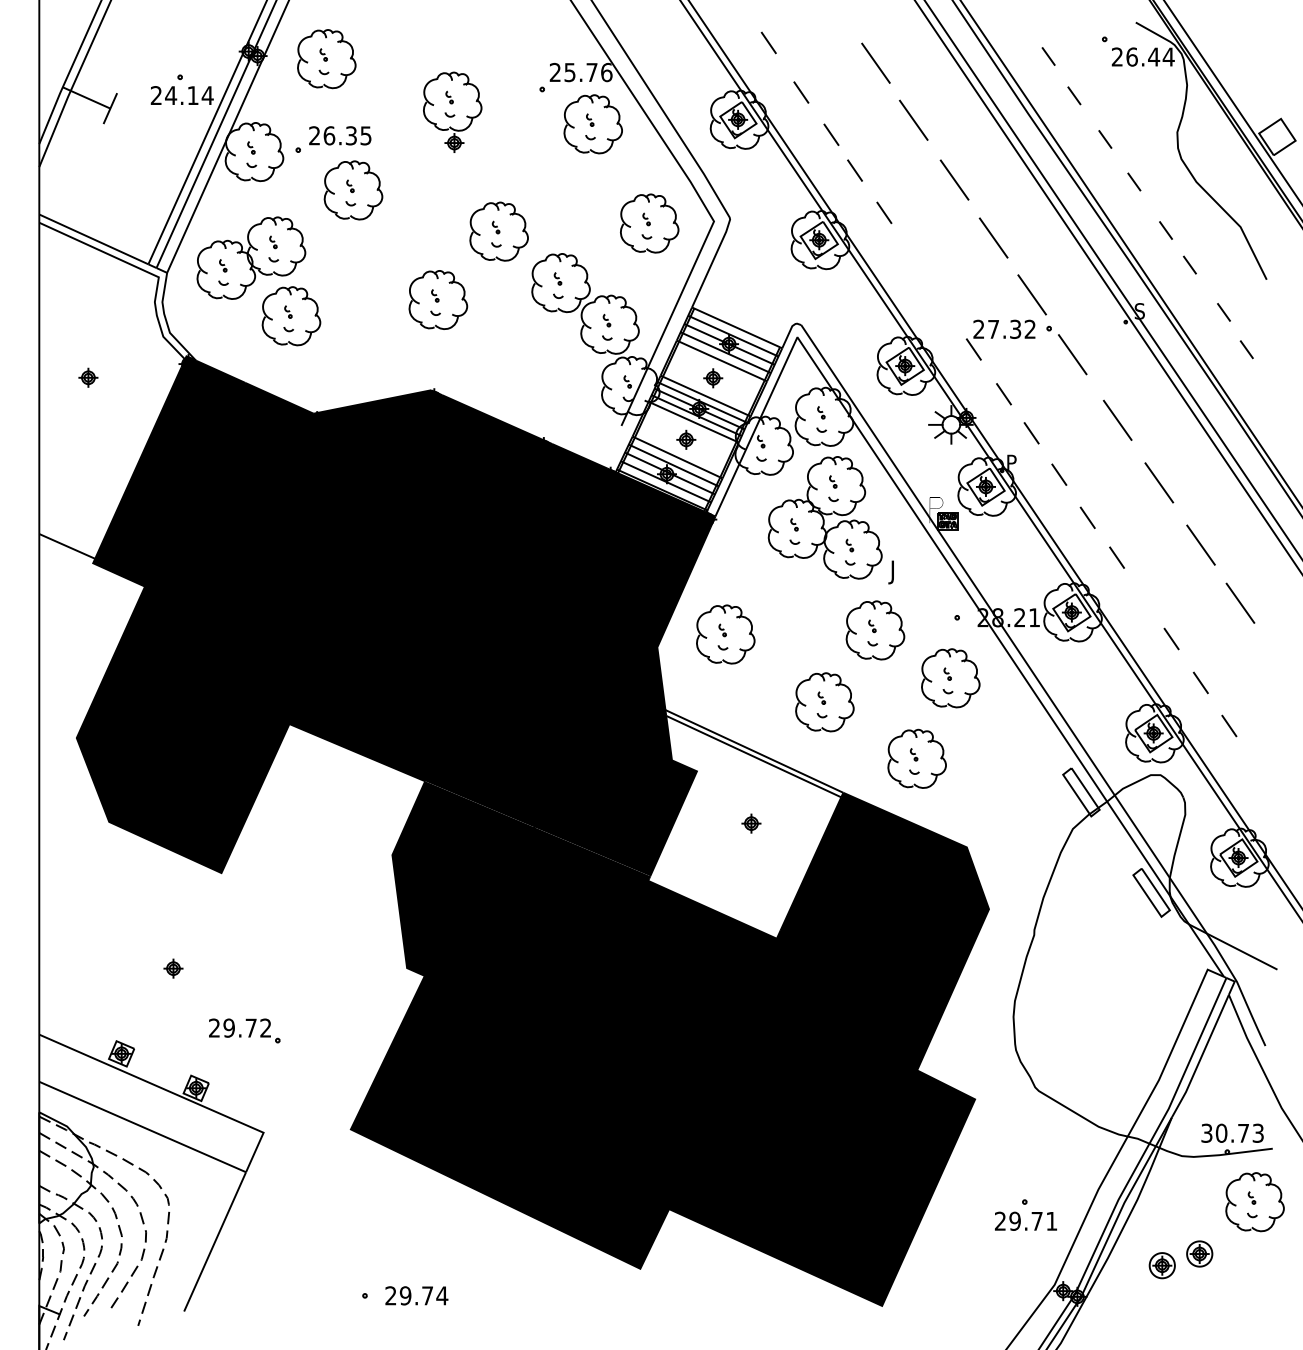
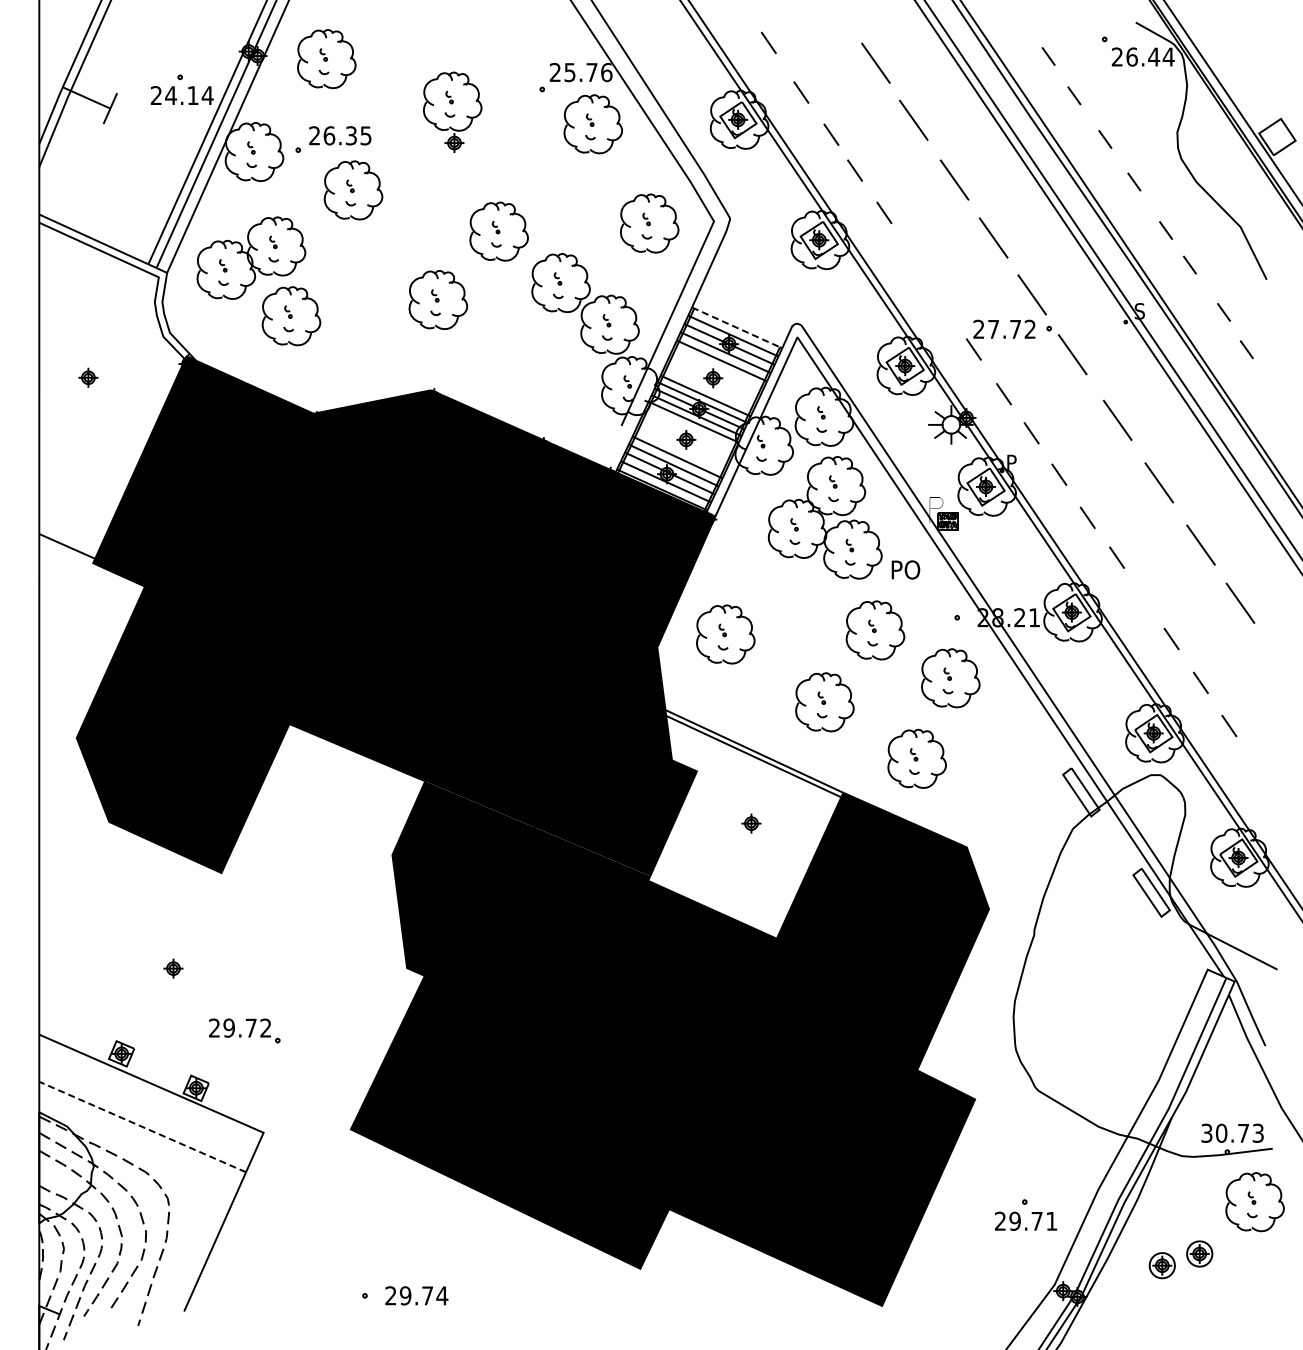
line: solid -> dashed (736, 327)
text: 27.32 -> 27.72 (1015, 328)
text: J -> PO (904, 572)
line: solid -> dashed (142, 1127)
